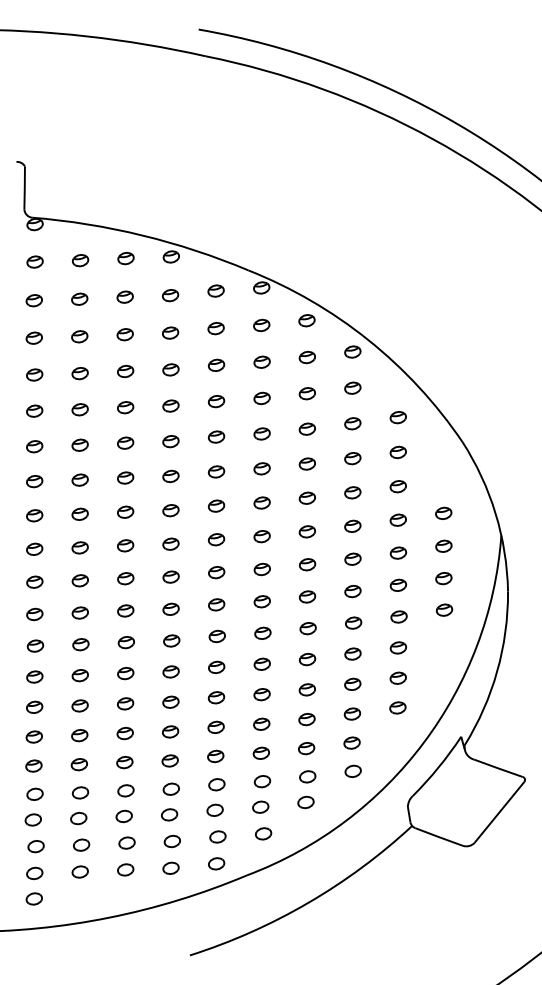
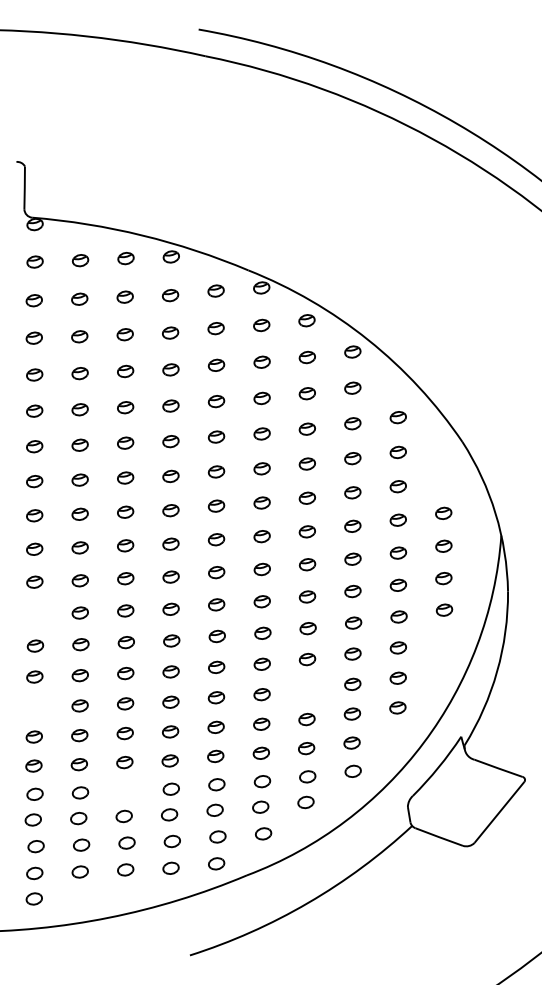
part: present -> none (34, 614)
part: present -> none (306, 689)
part: present -> none (34, 706)
part: present -> none (125, 790)
